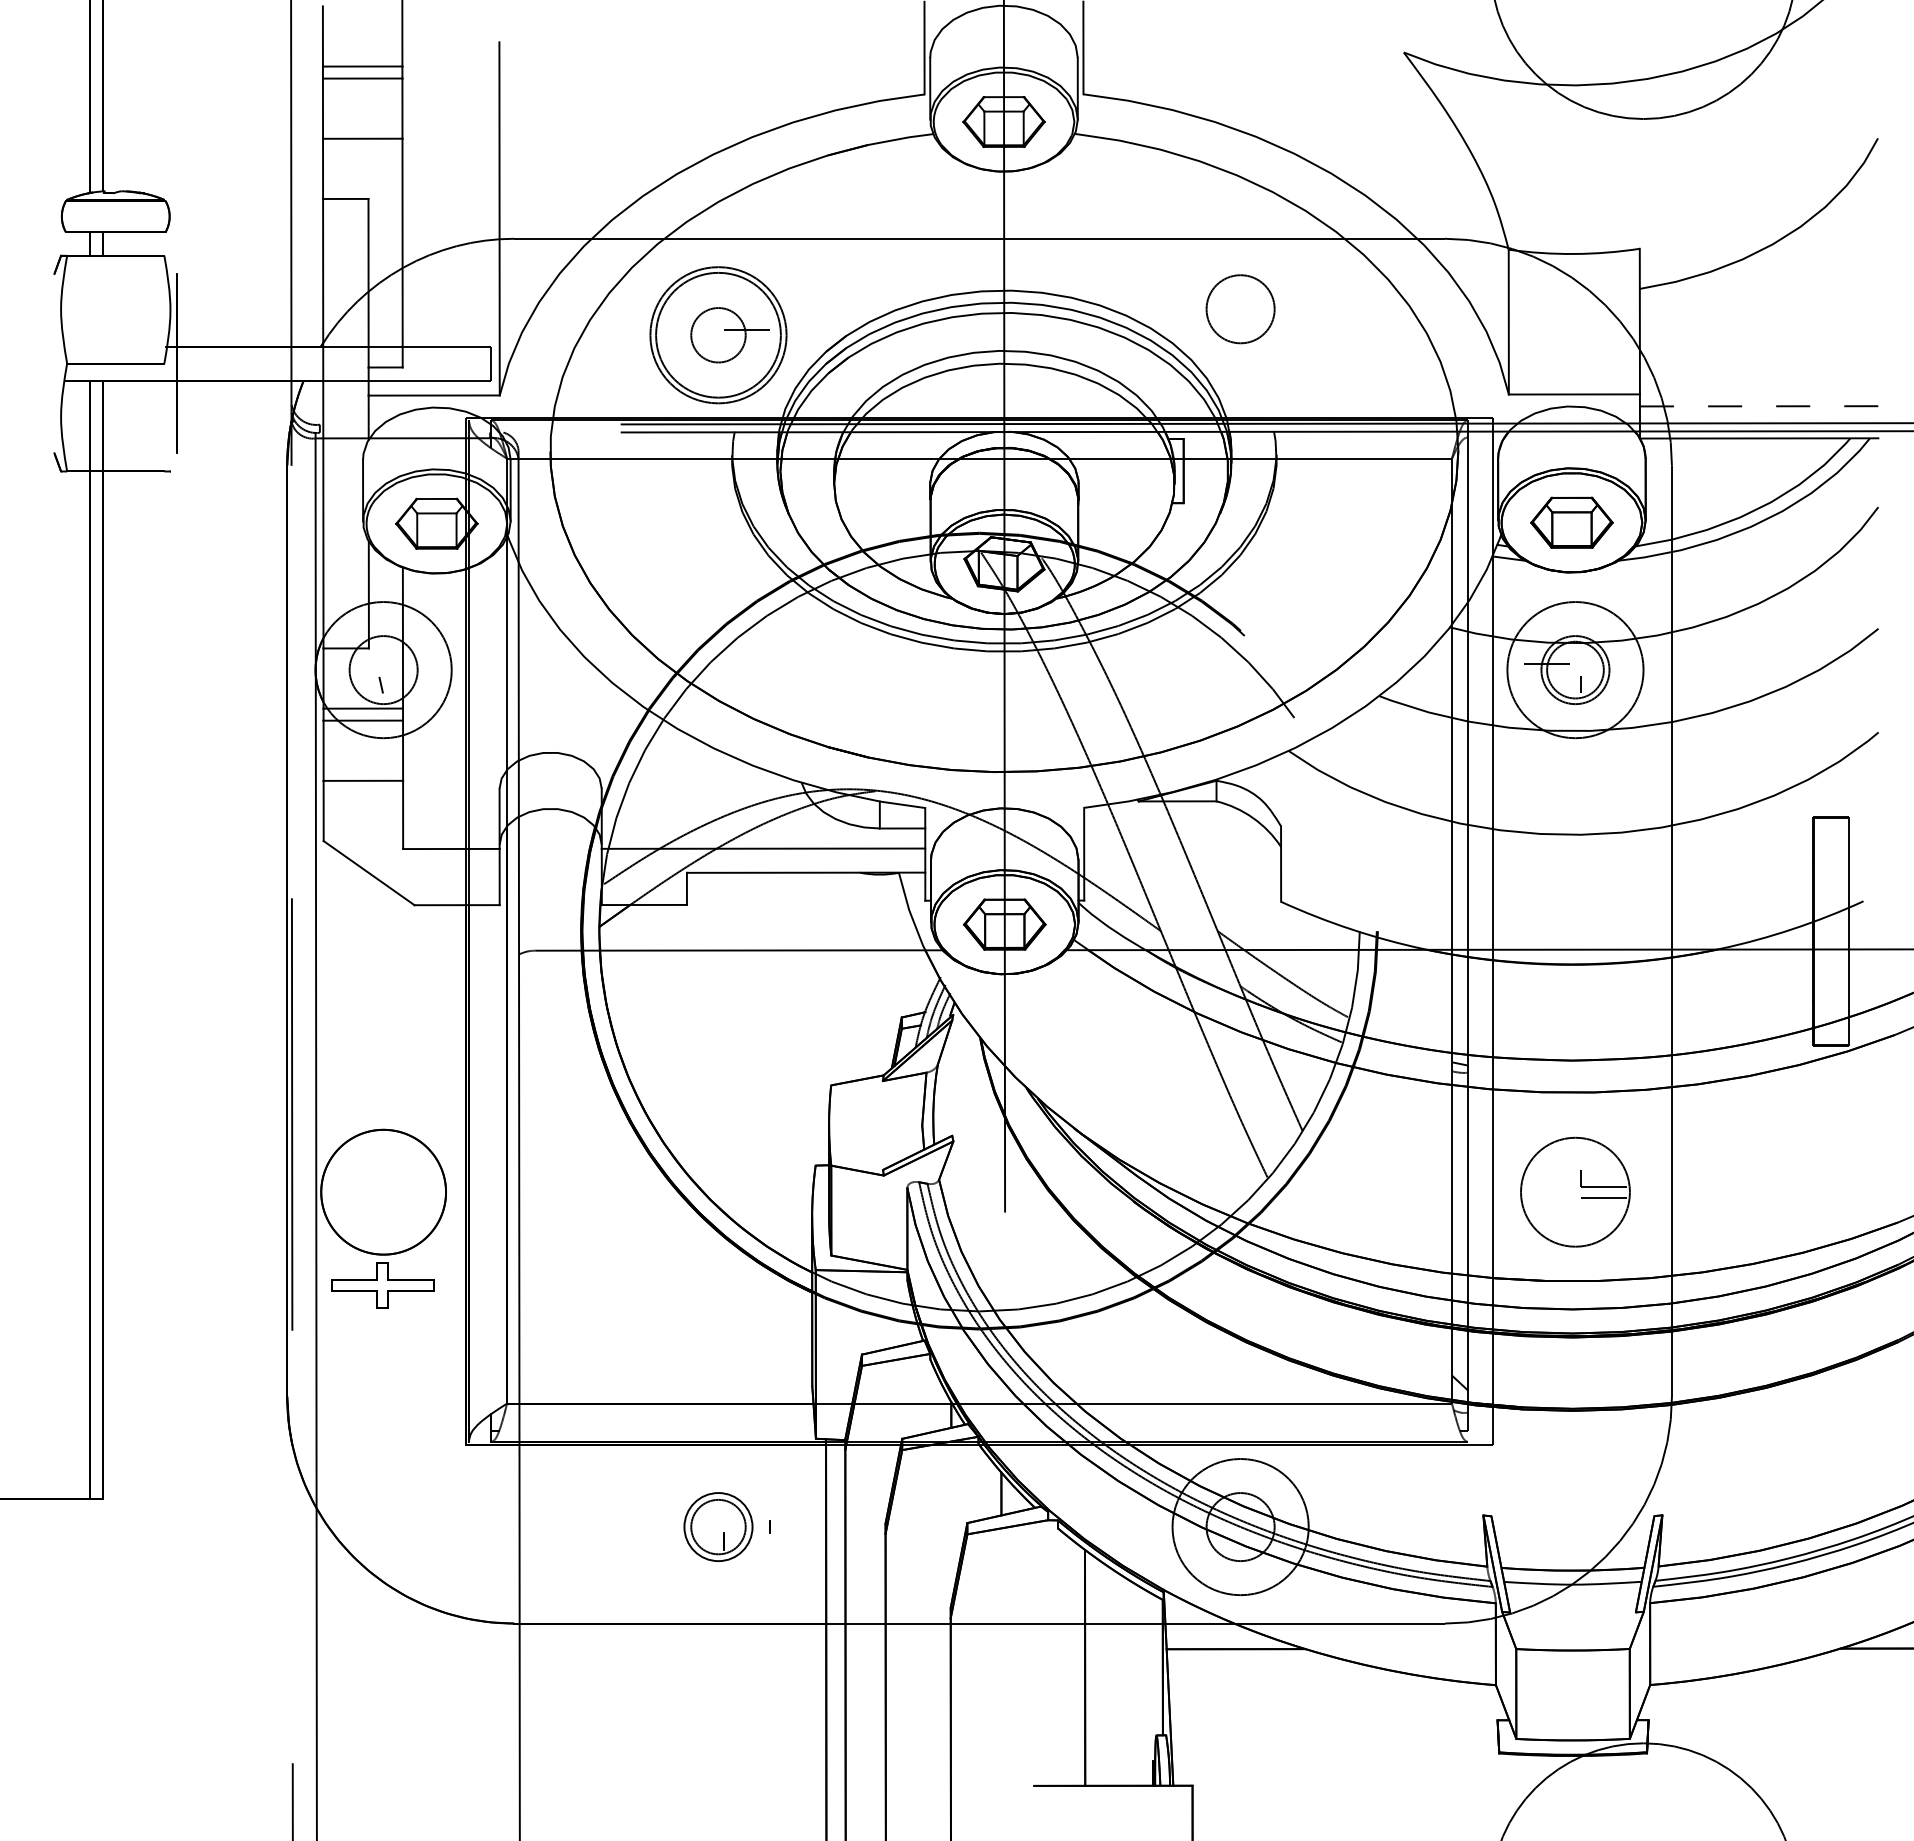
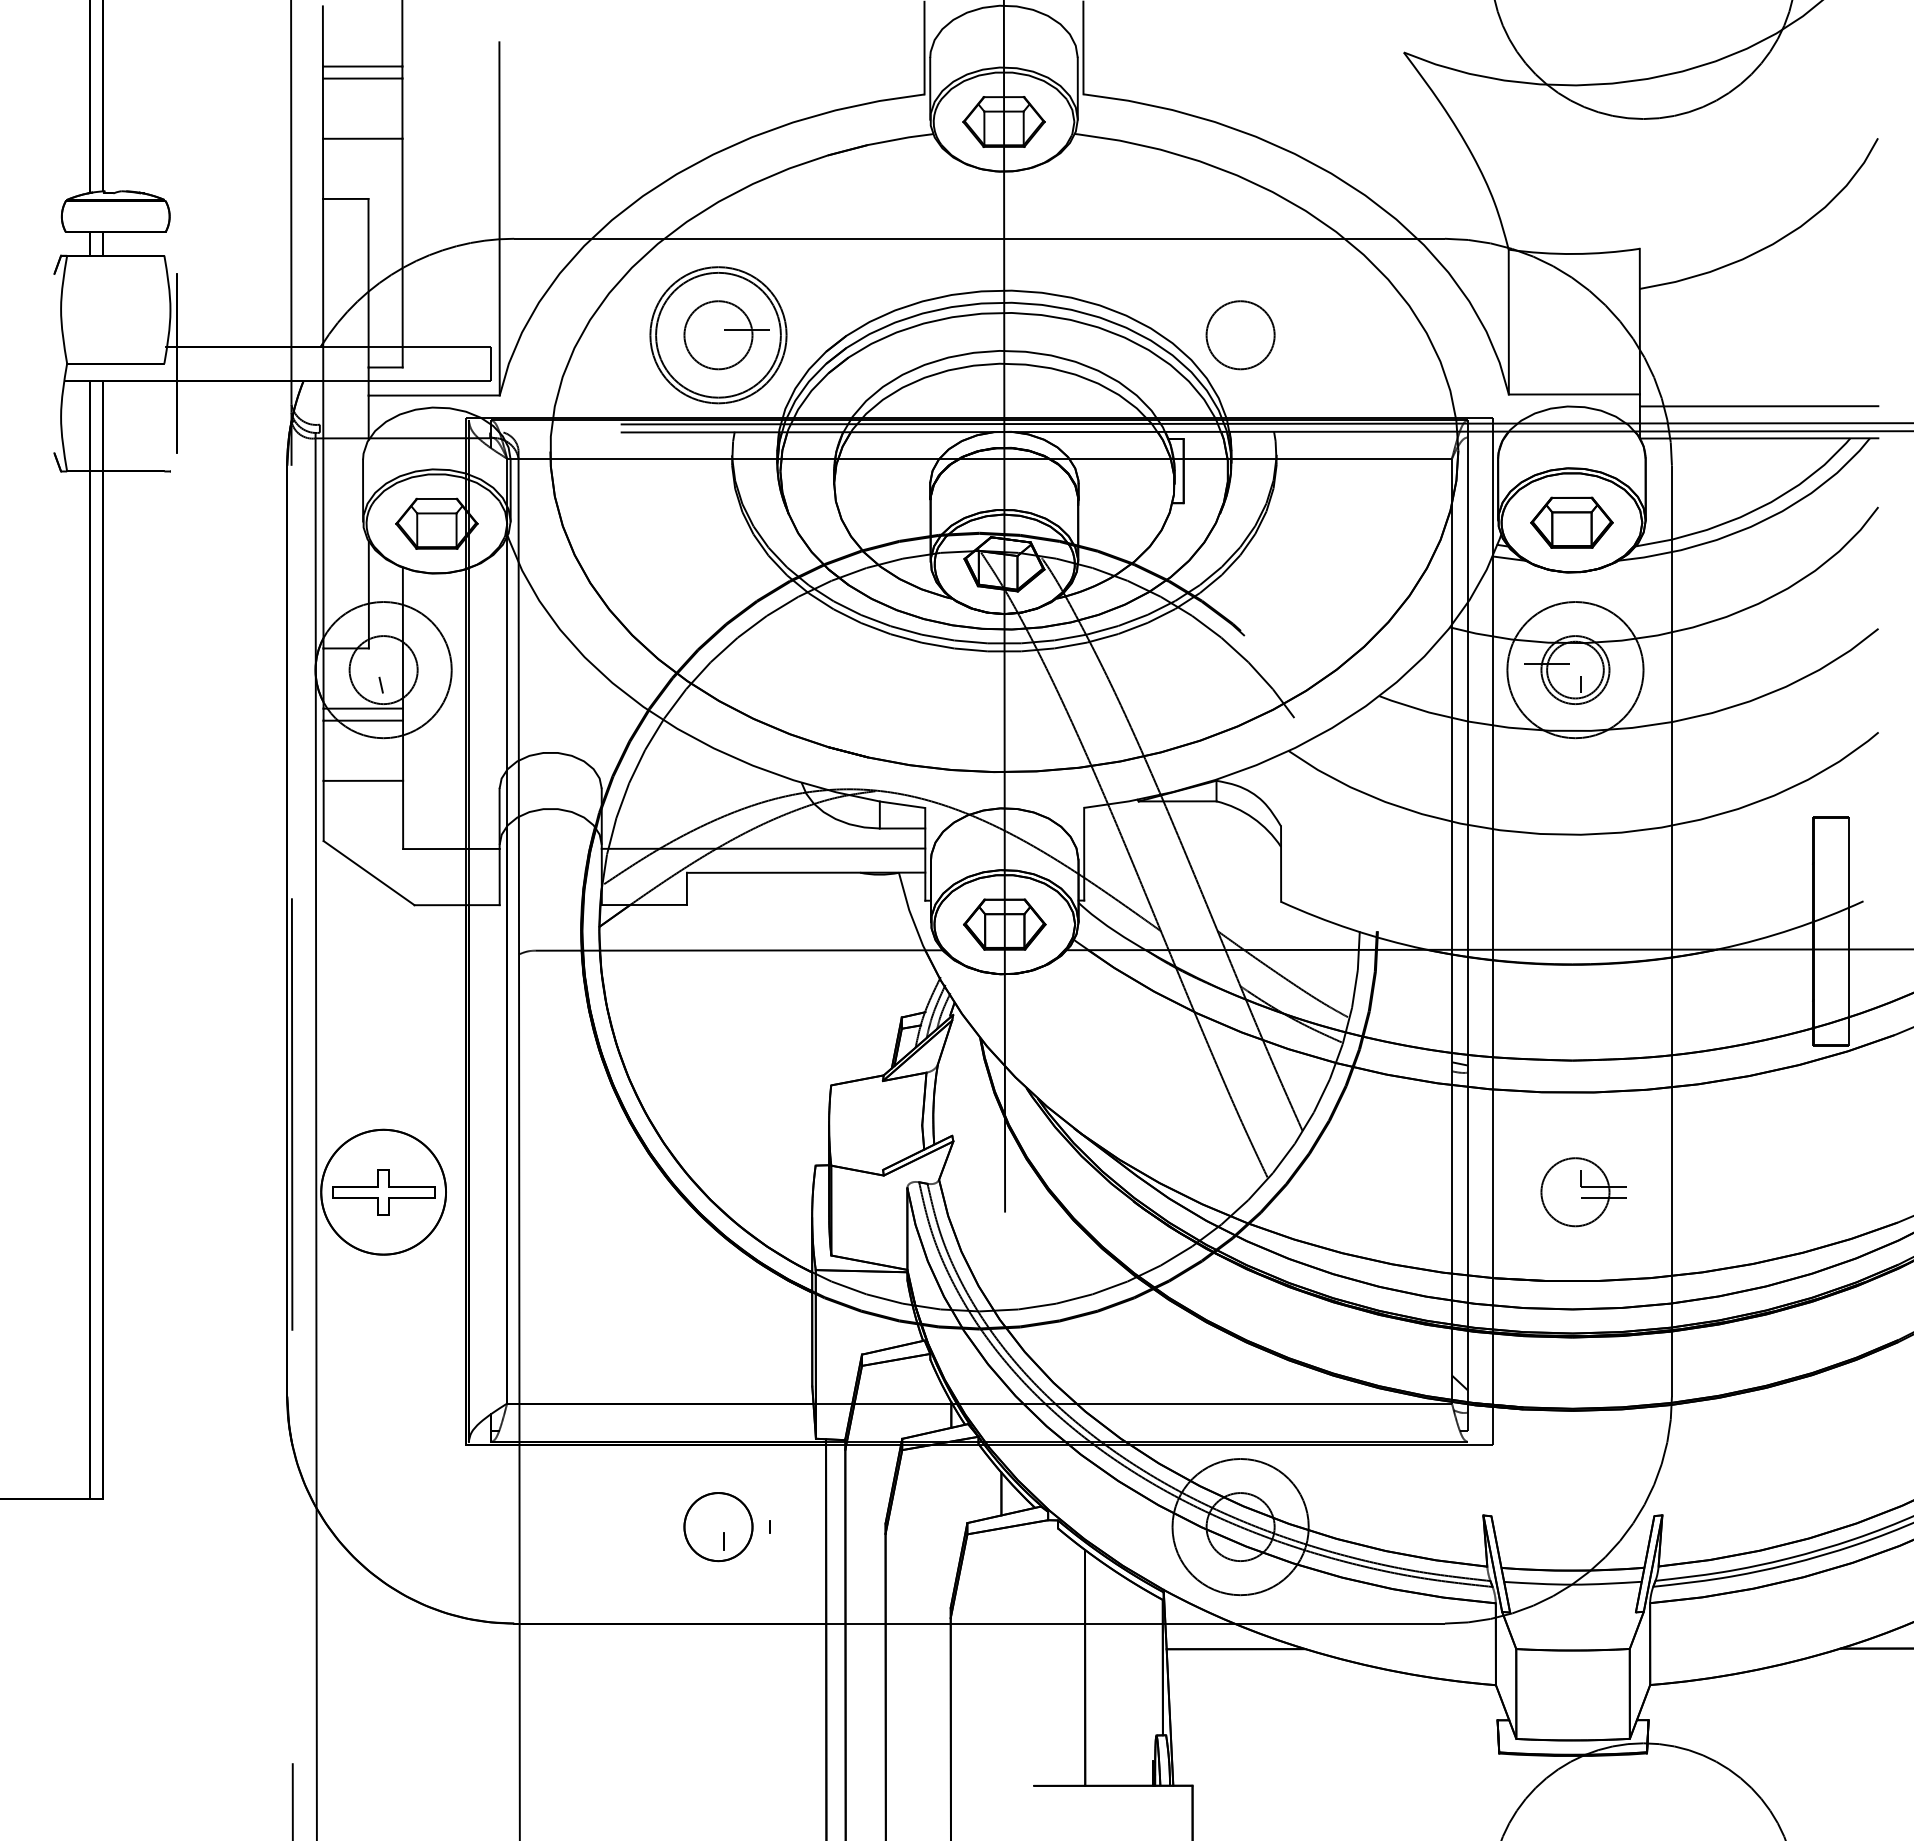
circle position: (1240, 309) -> (1240, 335) (1240, 335)
circle diameter: 54 px -> 68 px (718, 335)
line: dashed -> solid (1758, 406)
circle diameter: 109 px -> 68 px (1575, 1192)
part position: (382, 1285) -> (383, 1192) (383, 1192)
circle diameter: 54 px -> 68 px (718, 1527)
